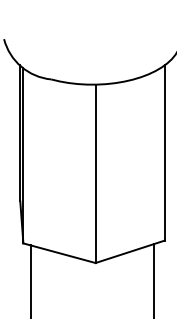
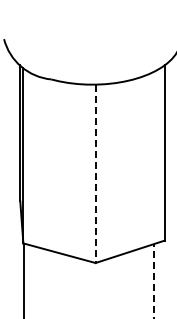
line: solid -> dashed (95, 174)
line position: (30, 280) -> (23, 280) (23, 280)
line: solid -> dashed (154, 280)
